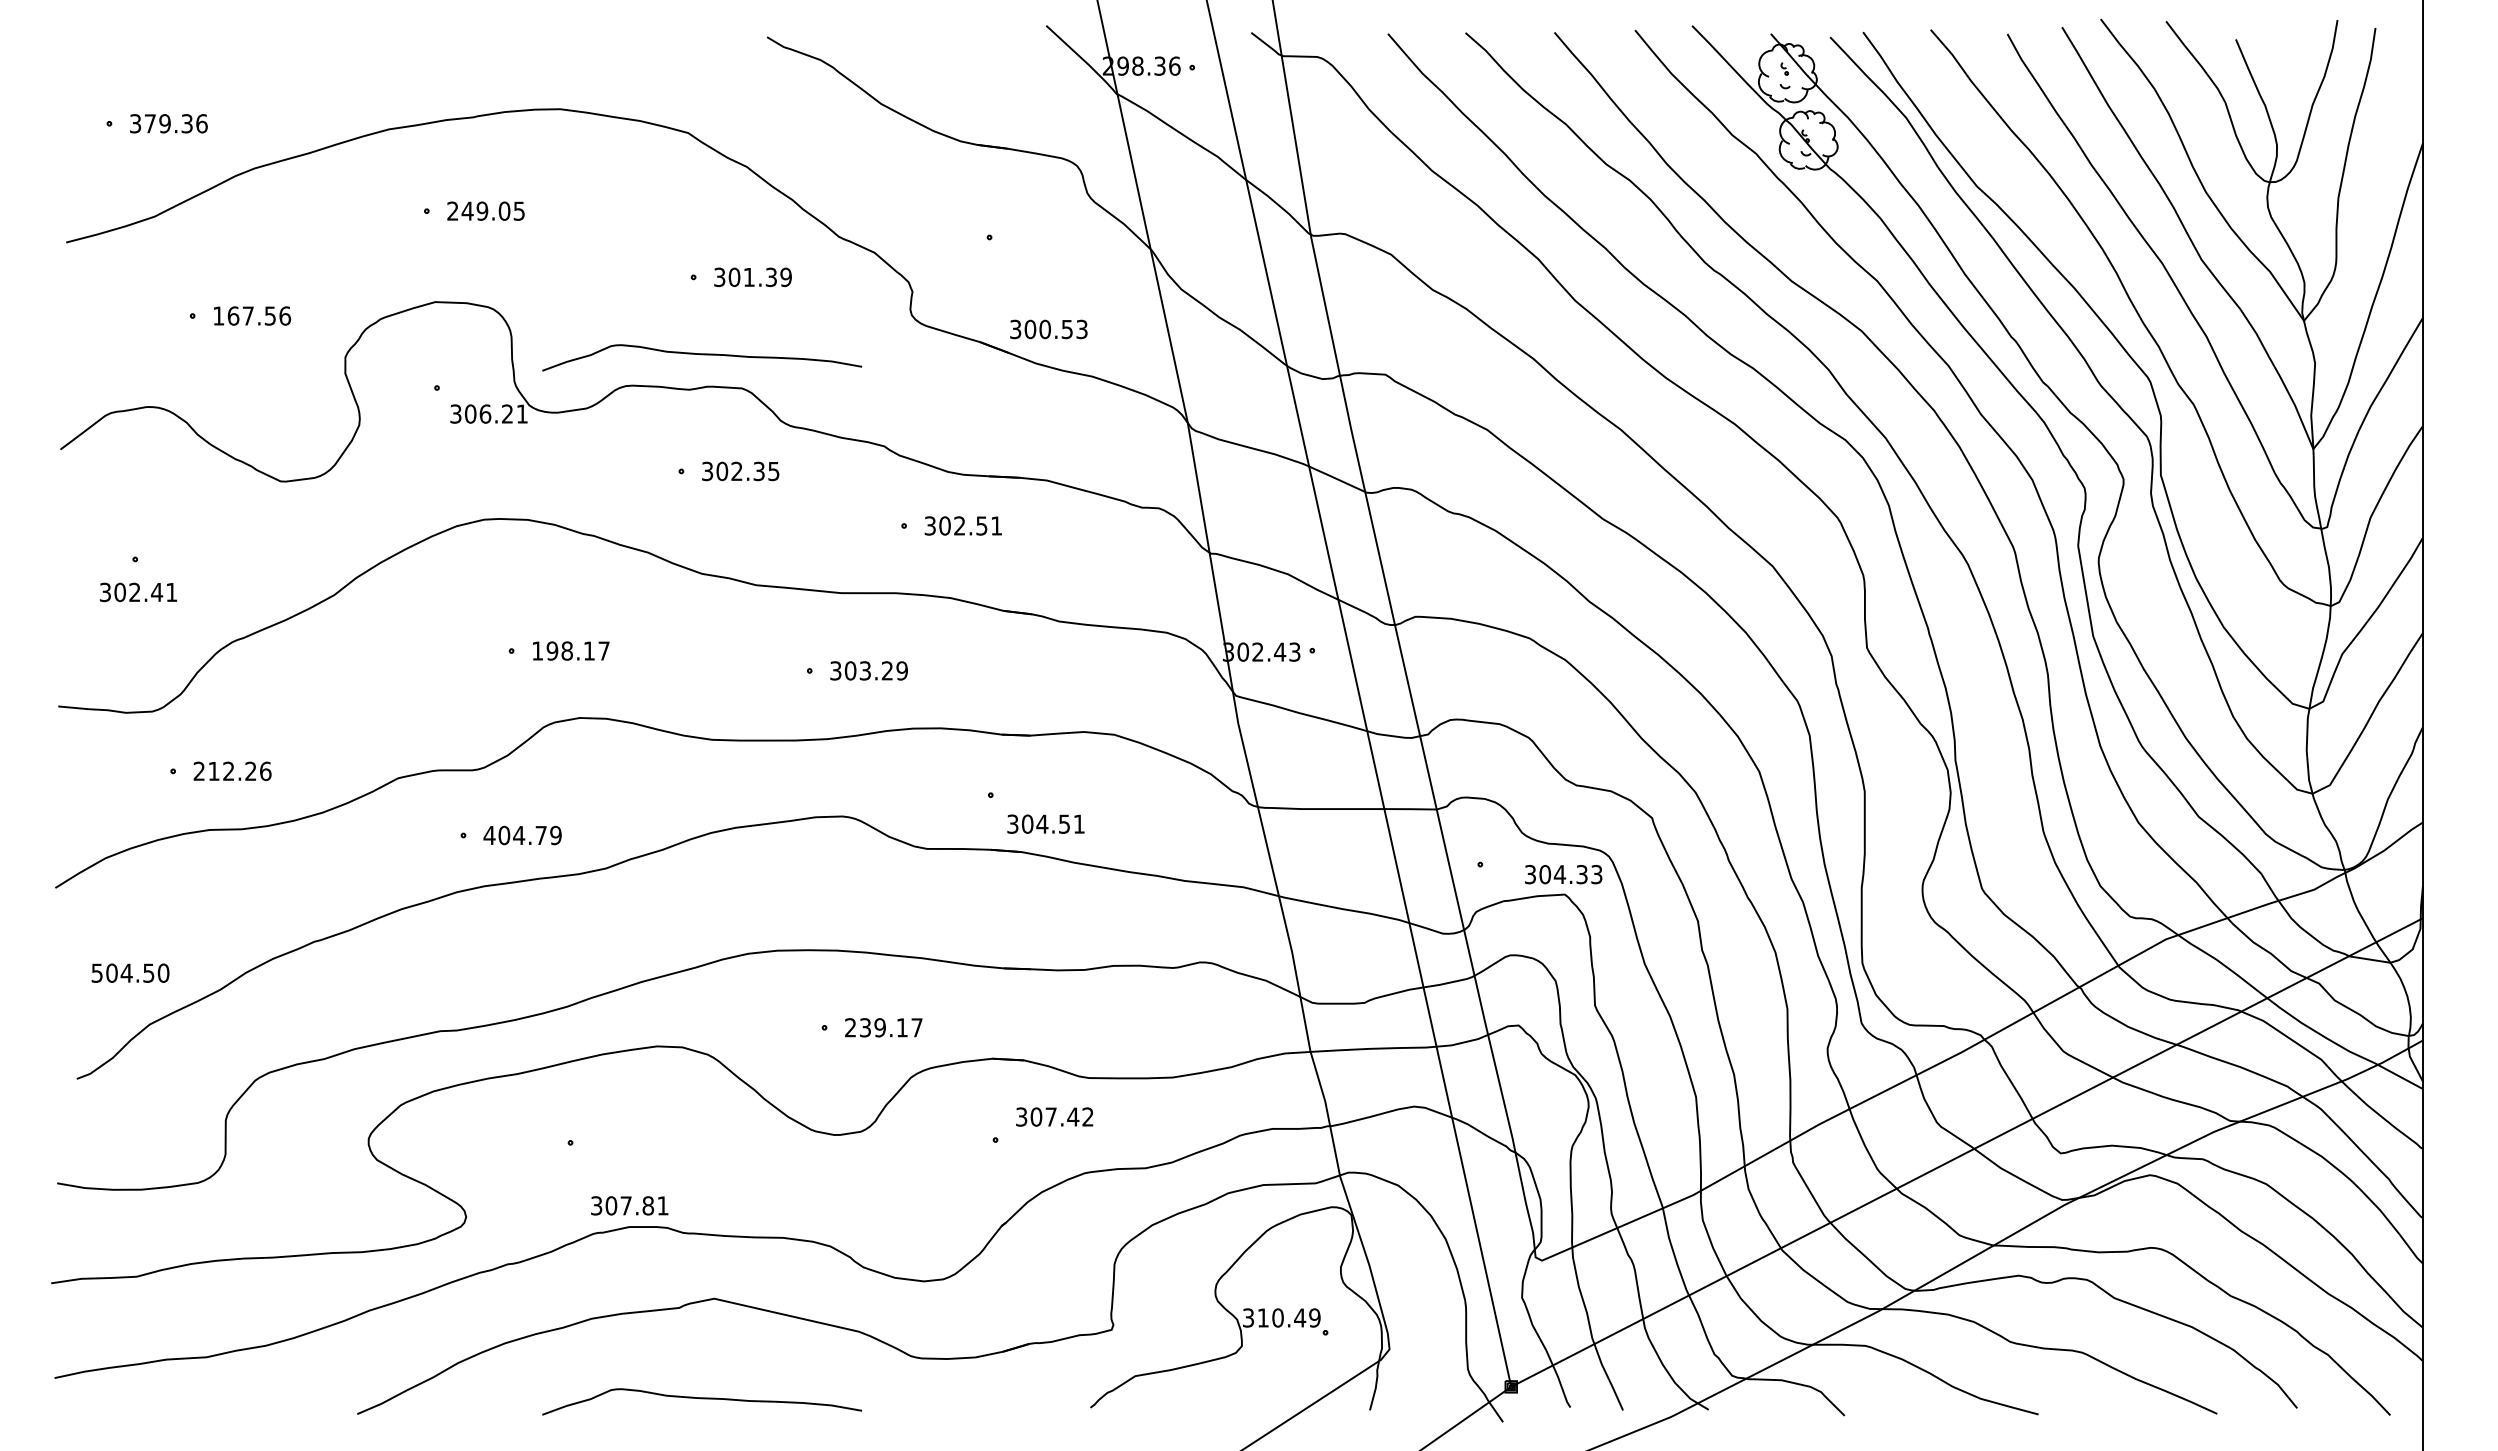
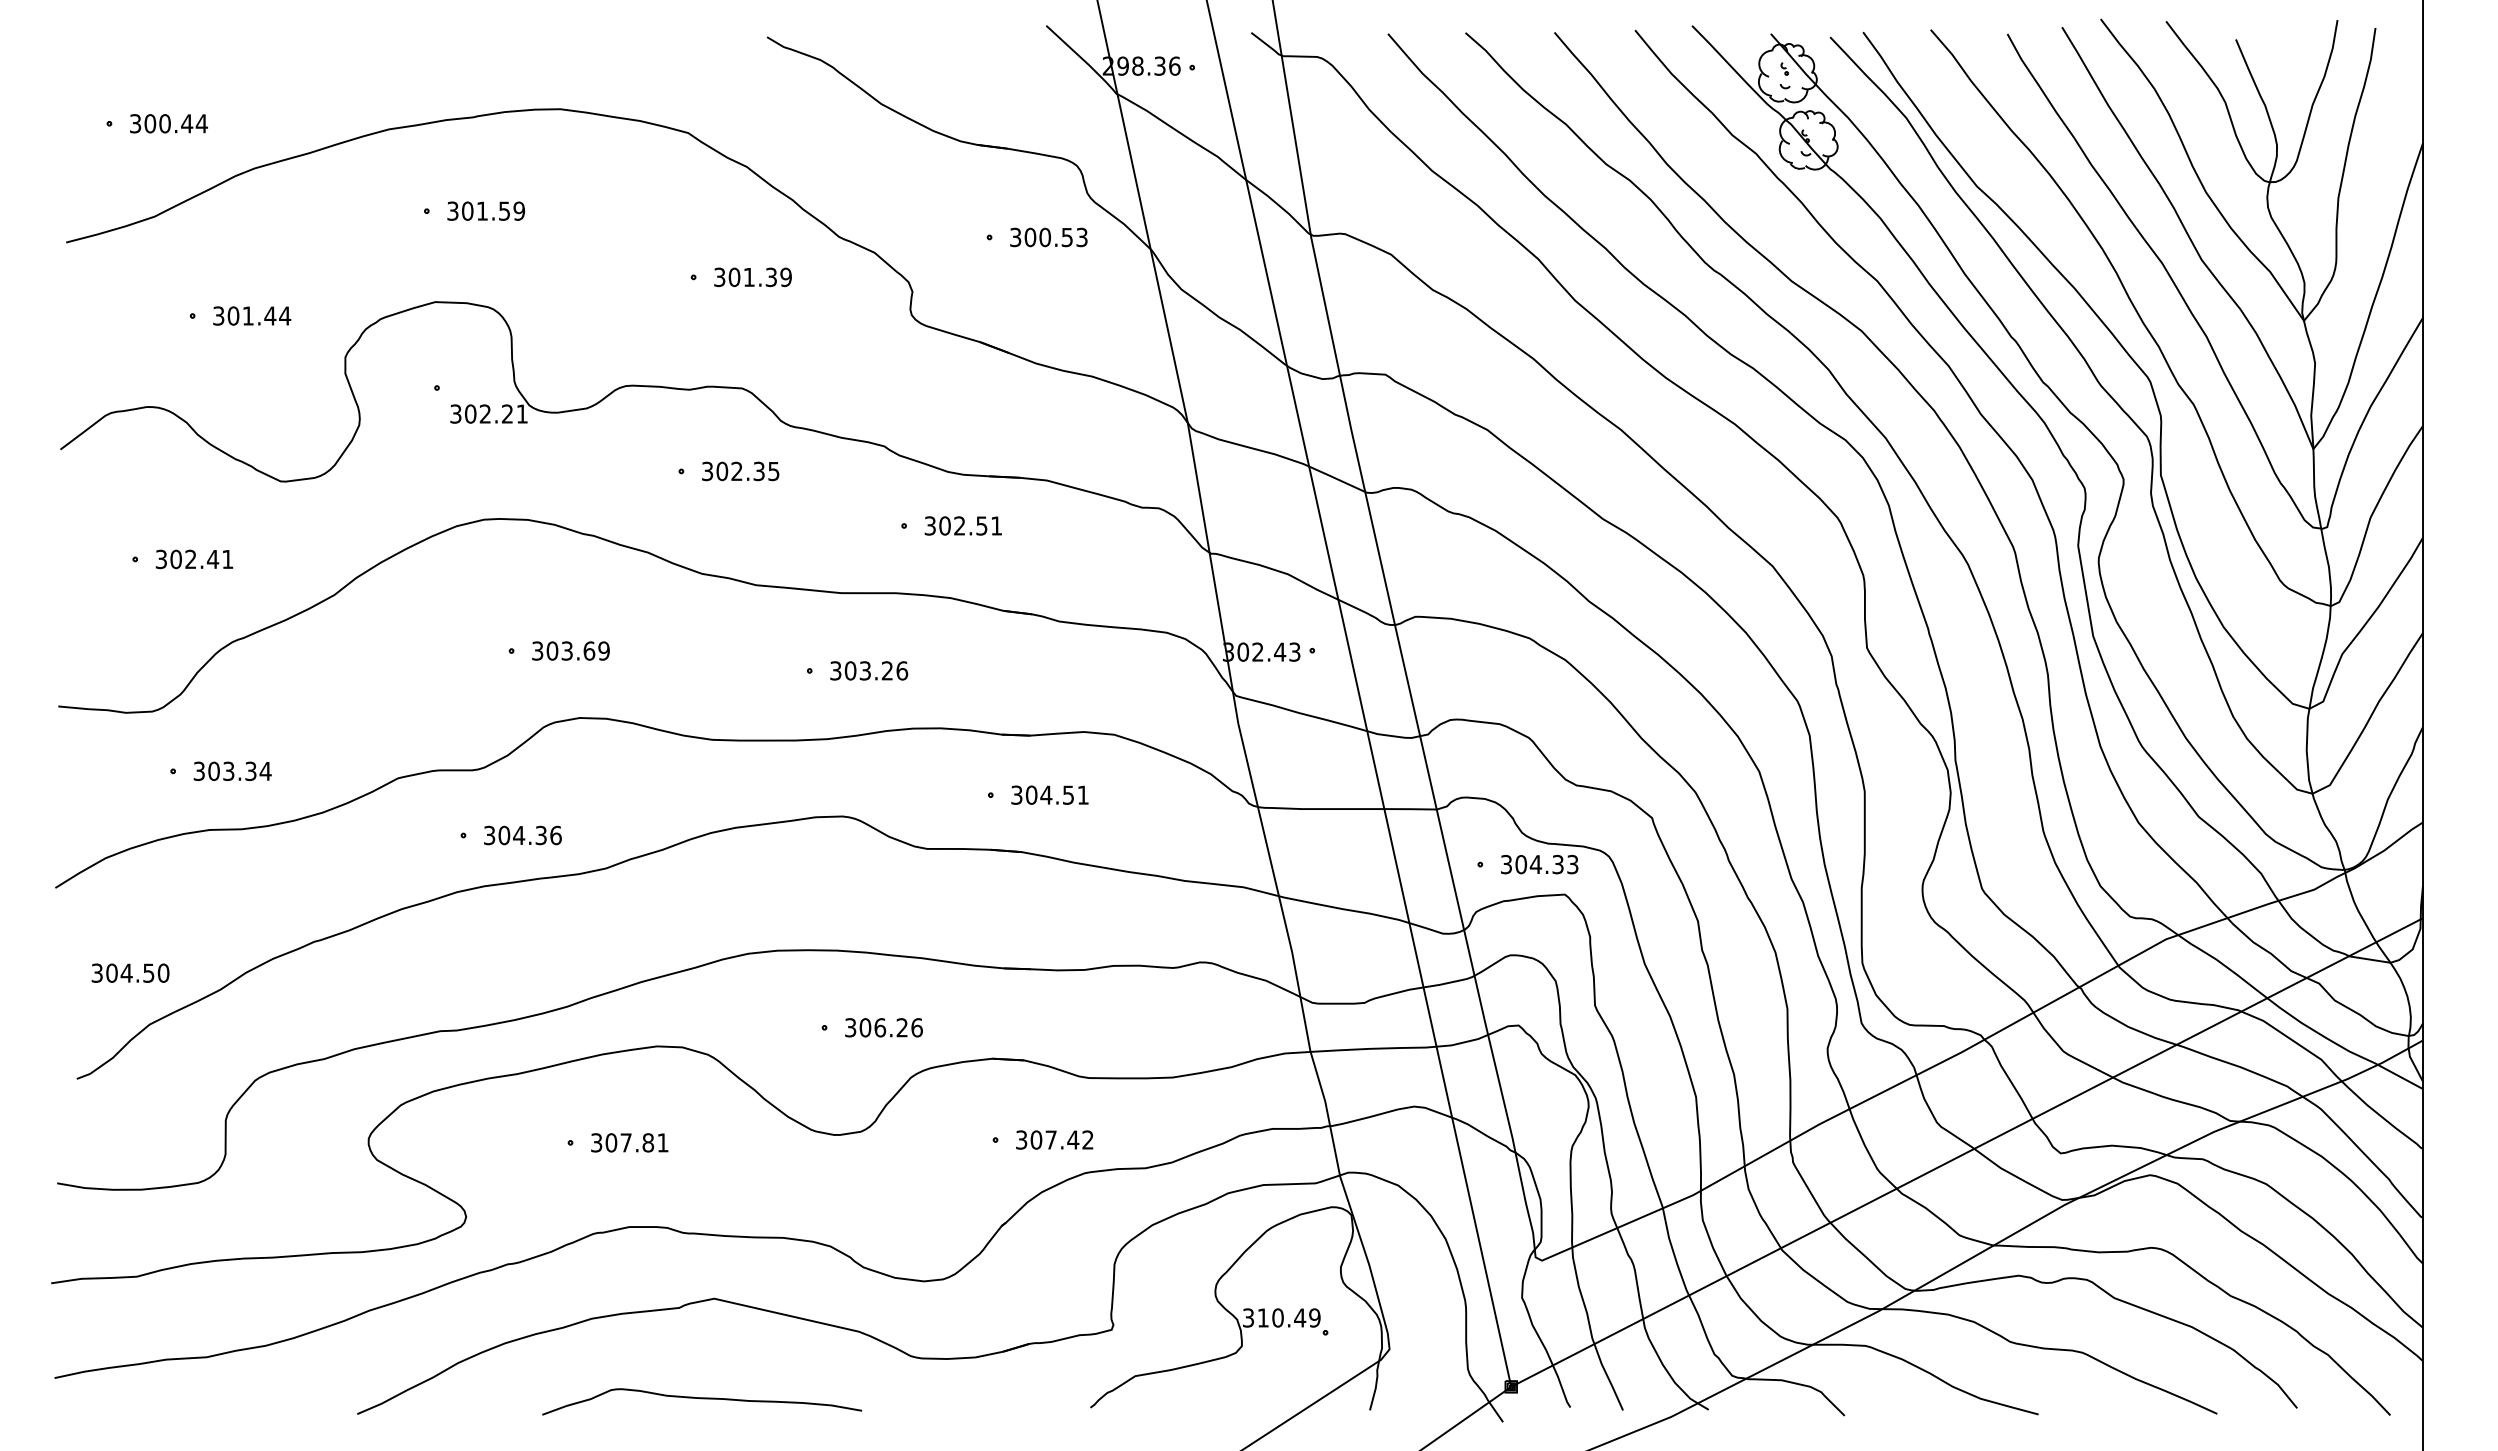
text: 379.36 -> 300.44 (175, 123)
text: 249.05 -> 301.59 (486, 210)
text: 167.56 -> 301.44 (252, 315)
text position: (1048, 329) -> (1048, 237) (1048, 237)
curve: present -> none (702, 355)
text: 306.21 -> 302.21 (485, 413)
text position: (138, 592) -> (194, 559) (194, 559)
text: 198.17 -> 303.69 (570, 650)
text: 303.29 -> 303.26 (902, 670)
text: 212.26 -> 303.34 (232, 771)
text position: (1045, 823) -> (1049, 794) (1049, 794)
text: 404.79 -> 304.36 (522, 835)
text position: (1563, 874) -> (1539, 864) (1539, 864)
text: 504.50 -> 304.50 (97, 972)
text: 239.17 -> 306.26 (883, 1027)
text position: (1054, 1116) -> (1054, 1139) (1054, 1139)
text position: (629, 1205) -> (629, 1142) (629, 1142)
